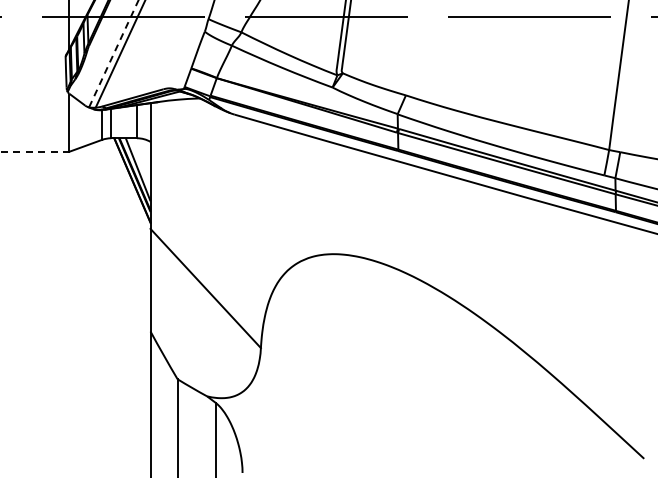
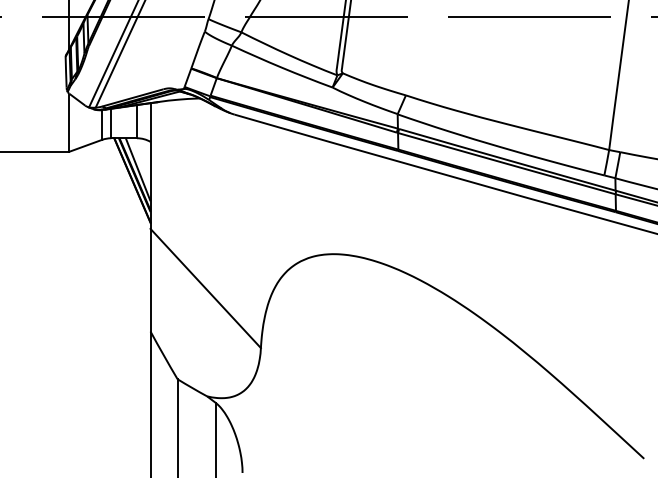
line: dashed -> solid (113, 53)
line: dashed -> solid (35, 151)
